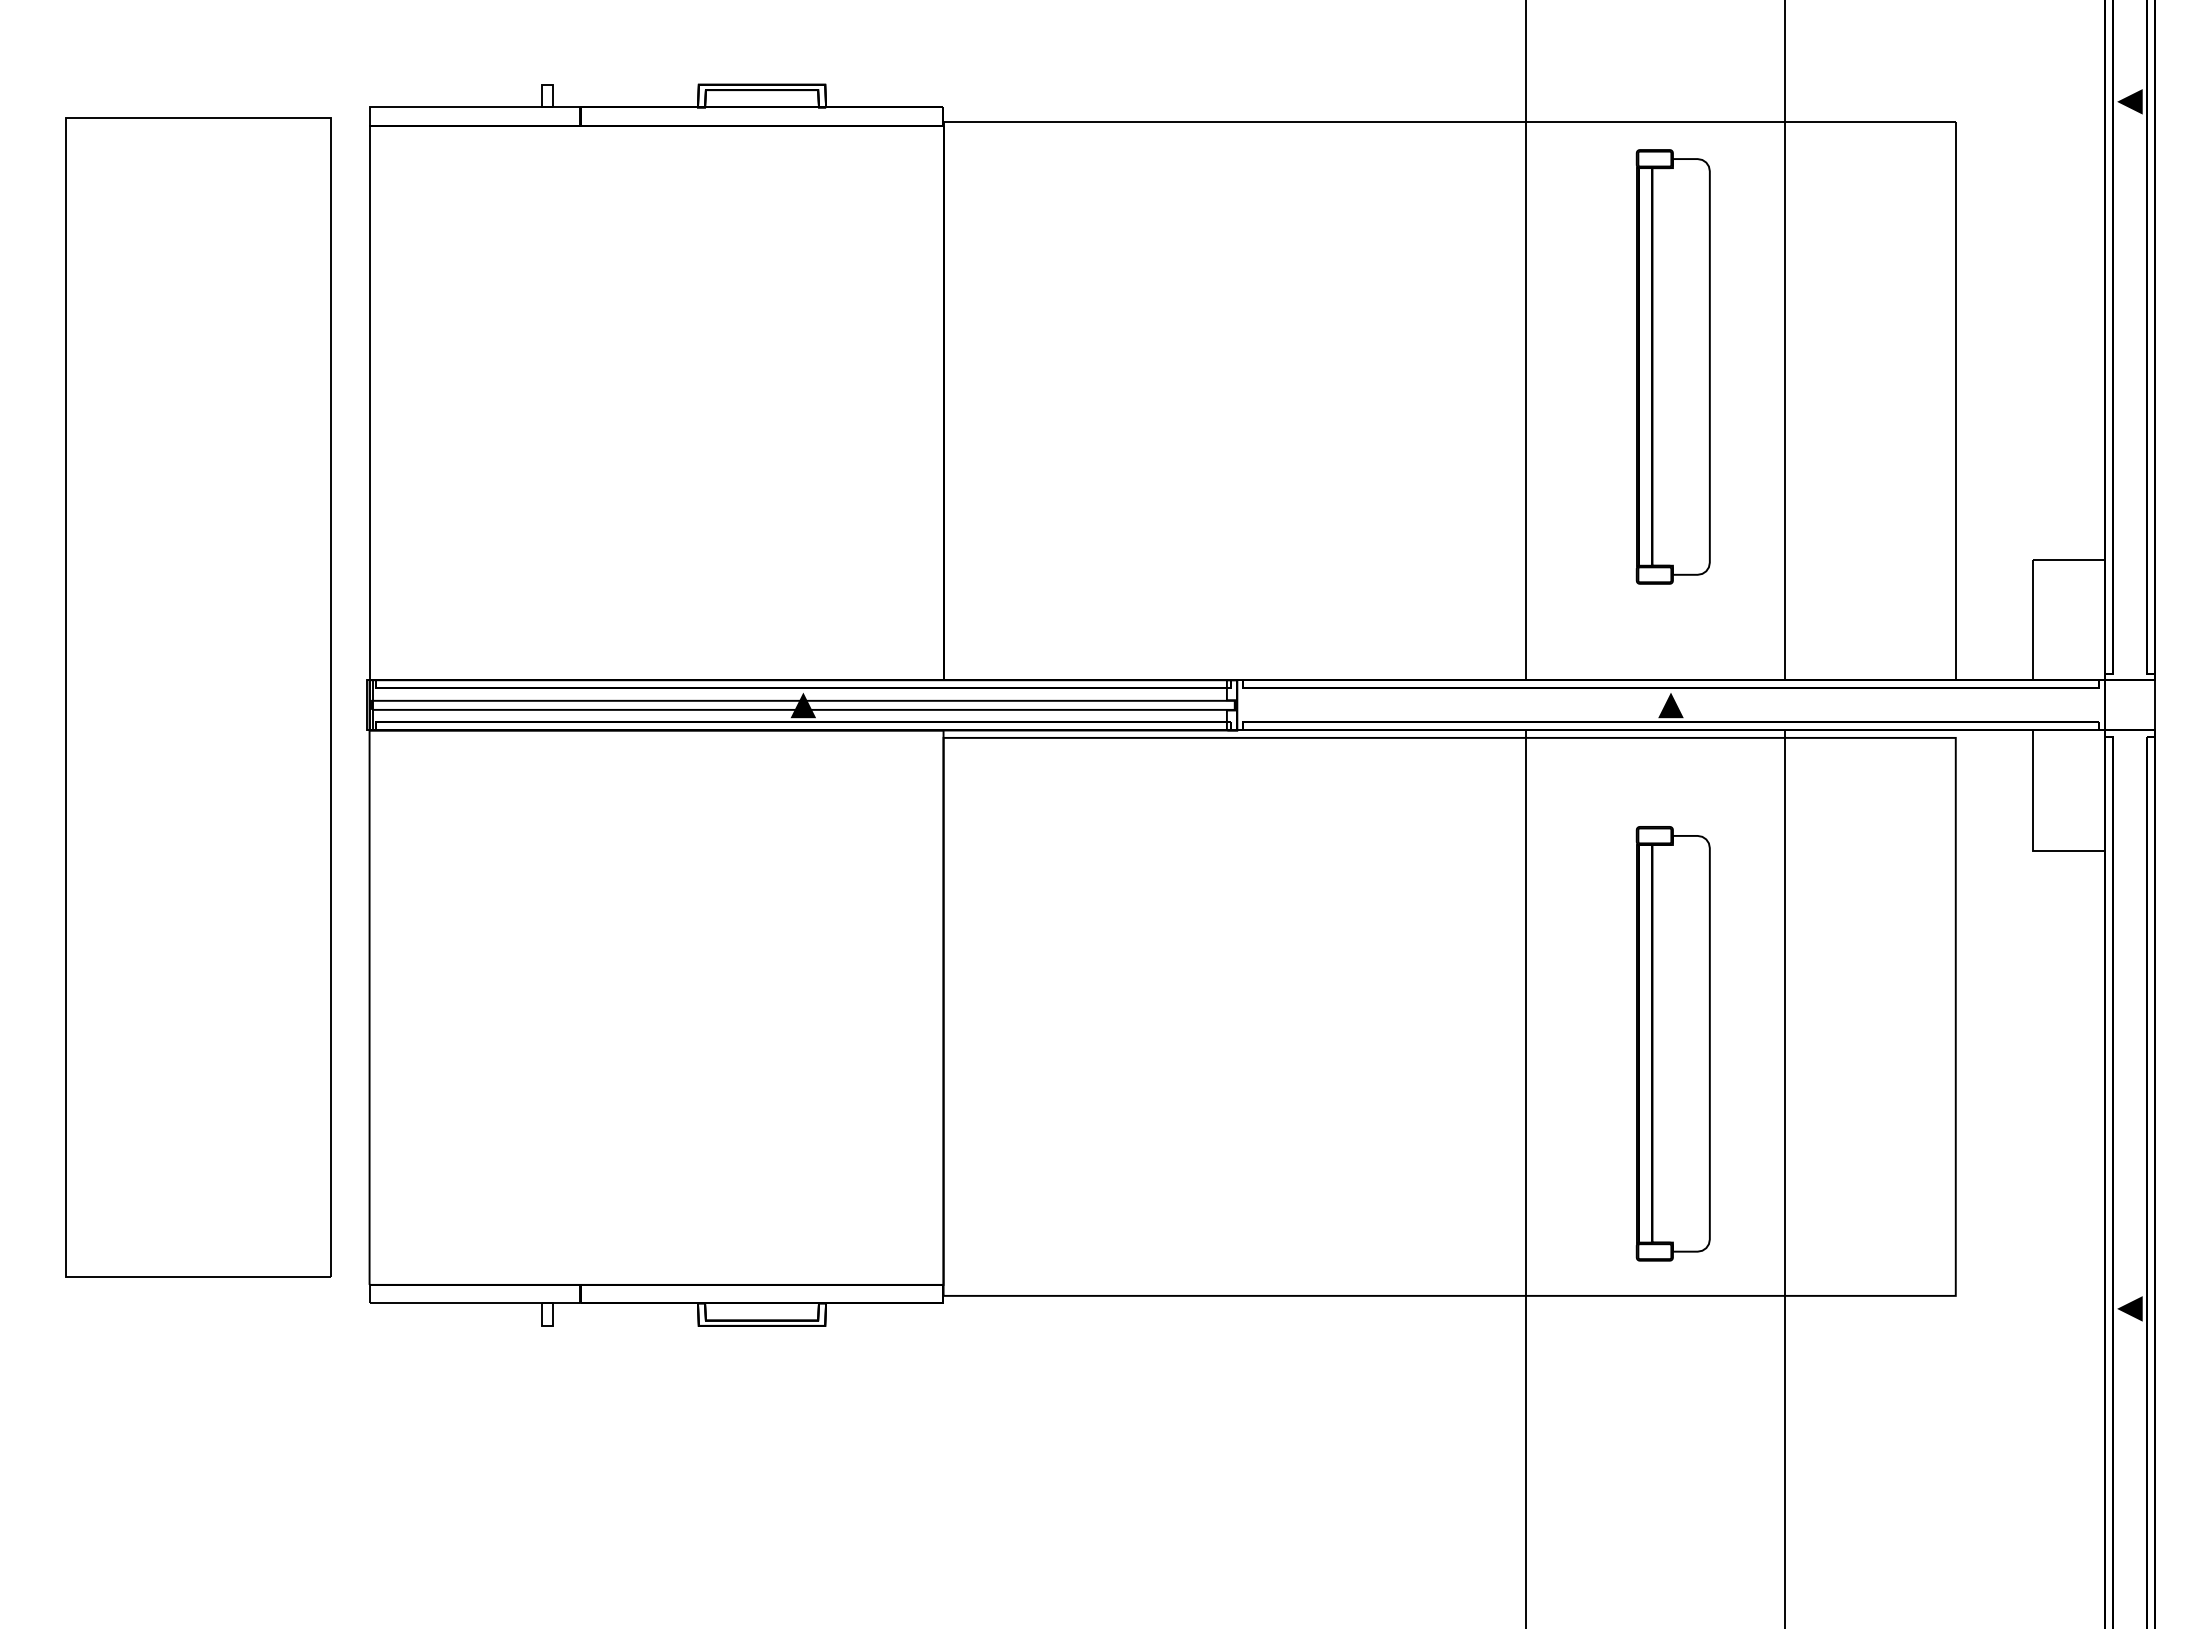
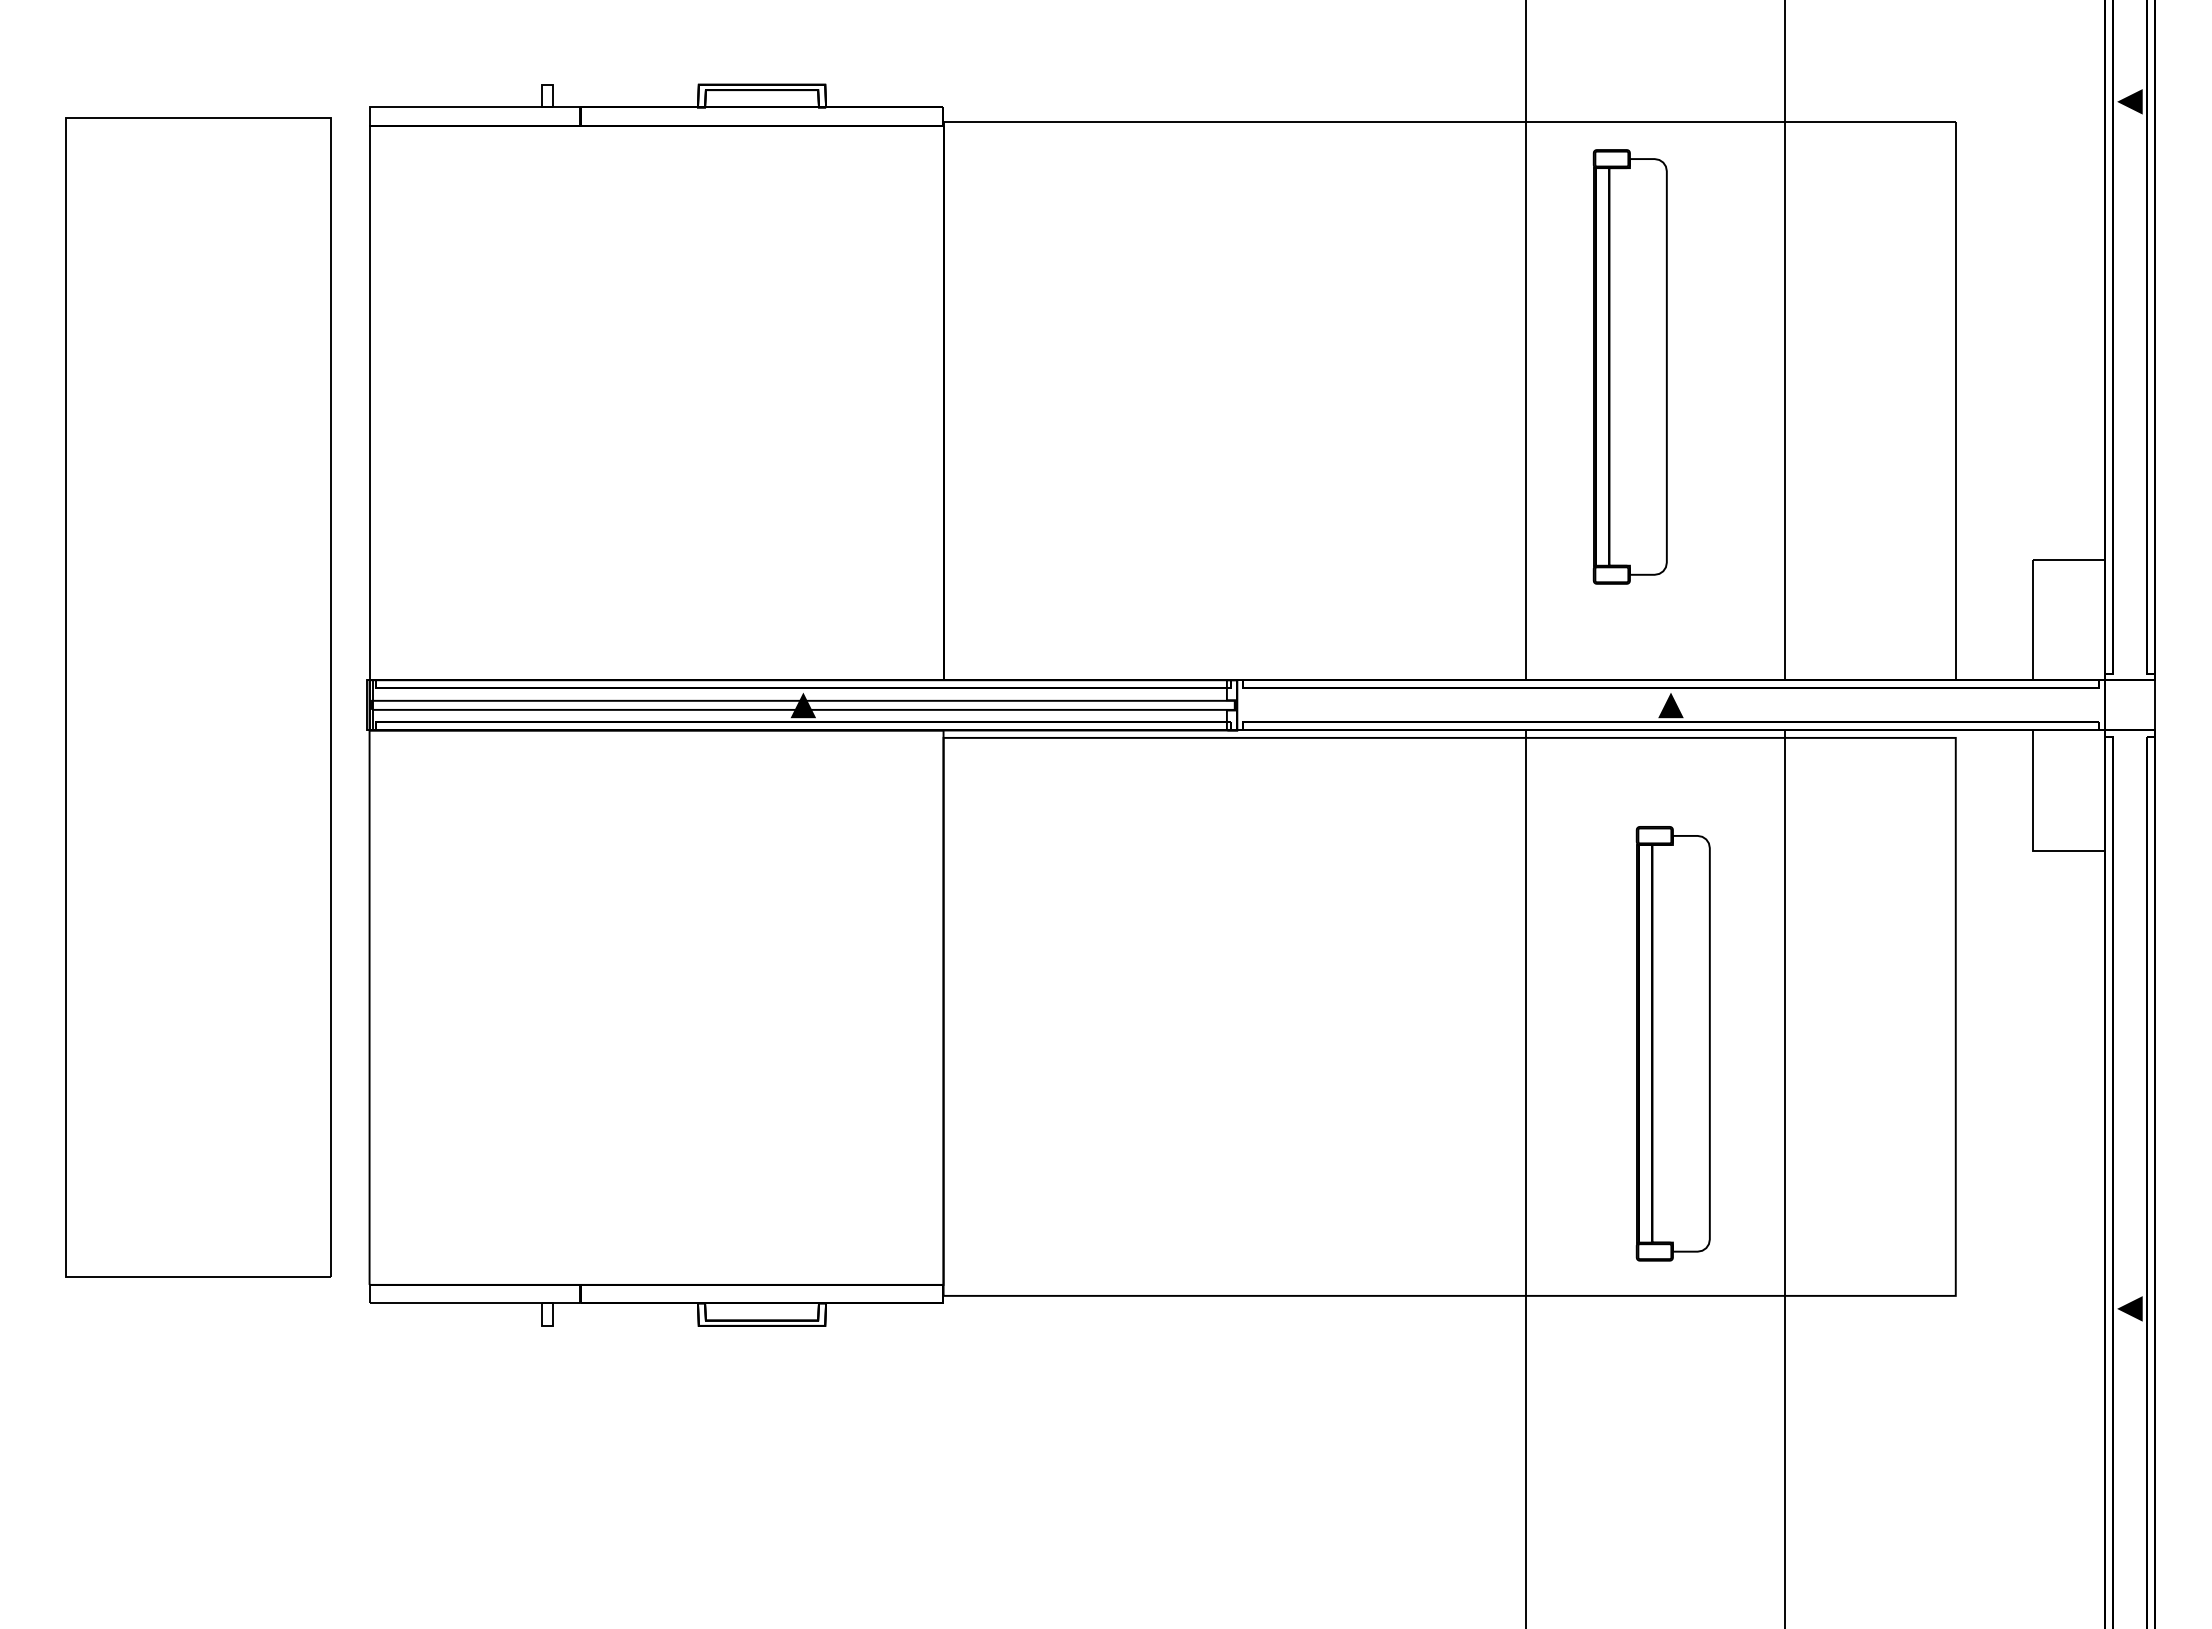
part position: (1672, 366) -> (1629, 366) (1629, 366)
